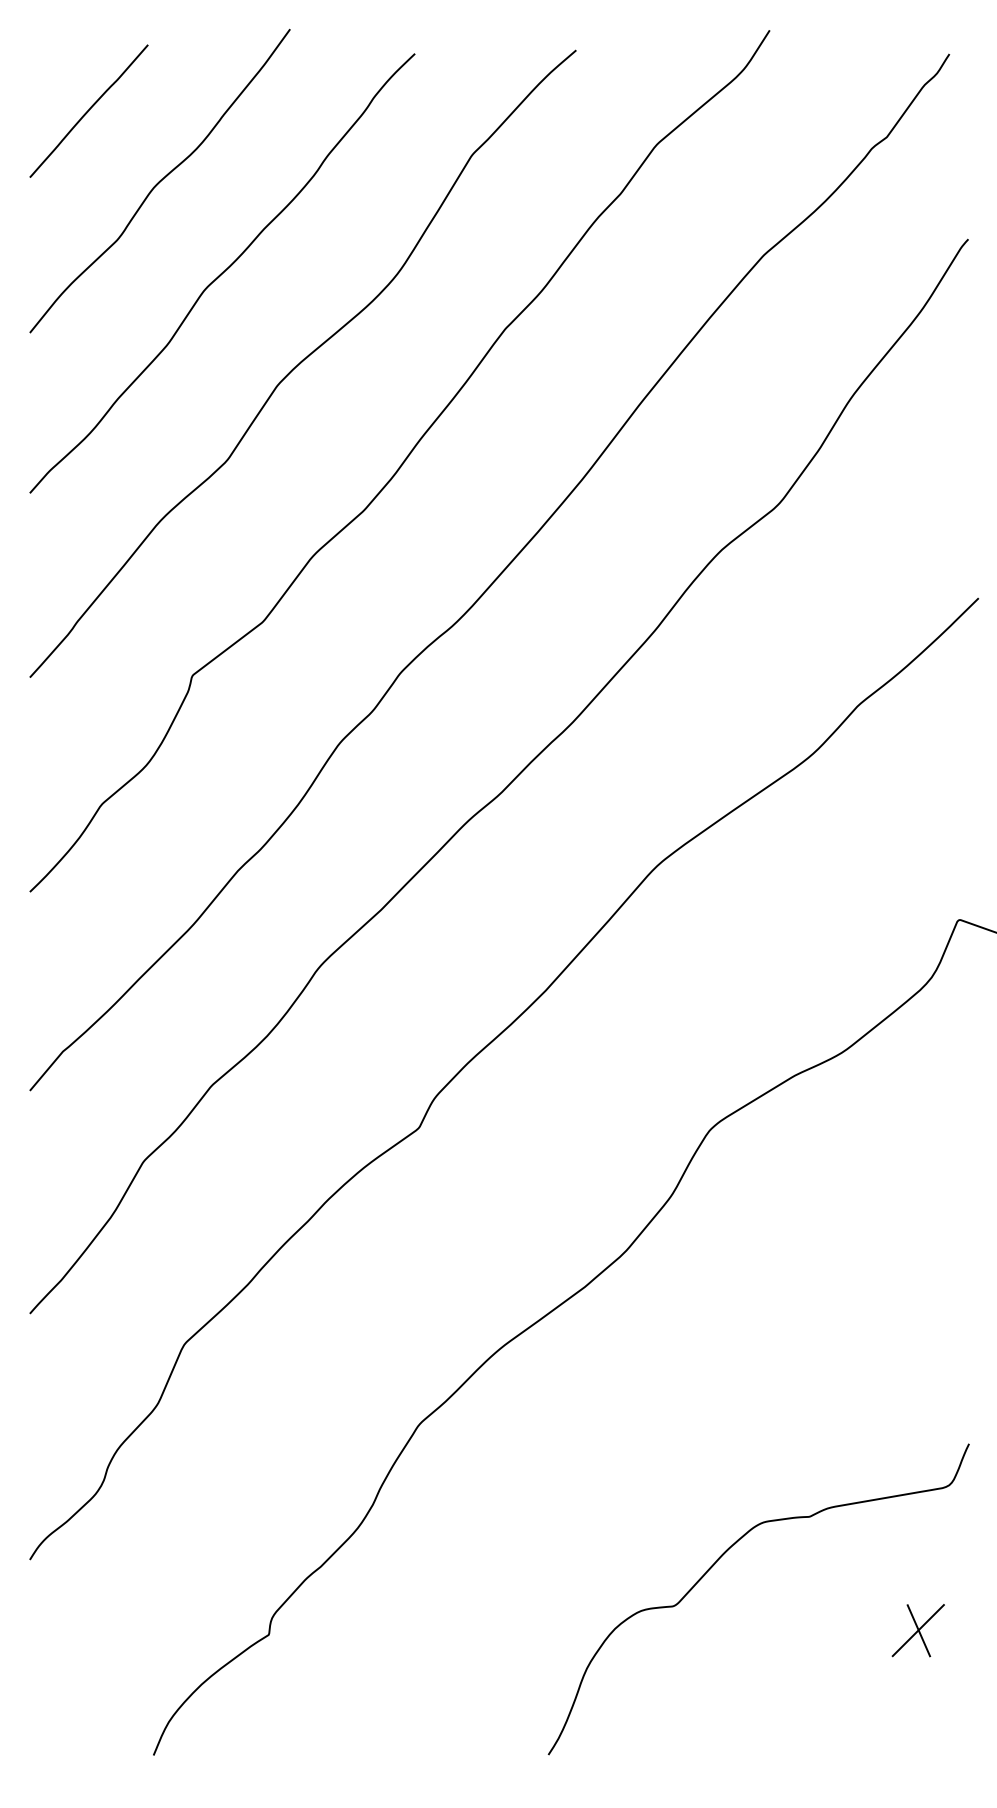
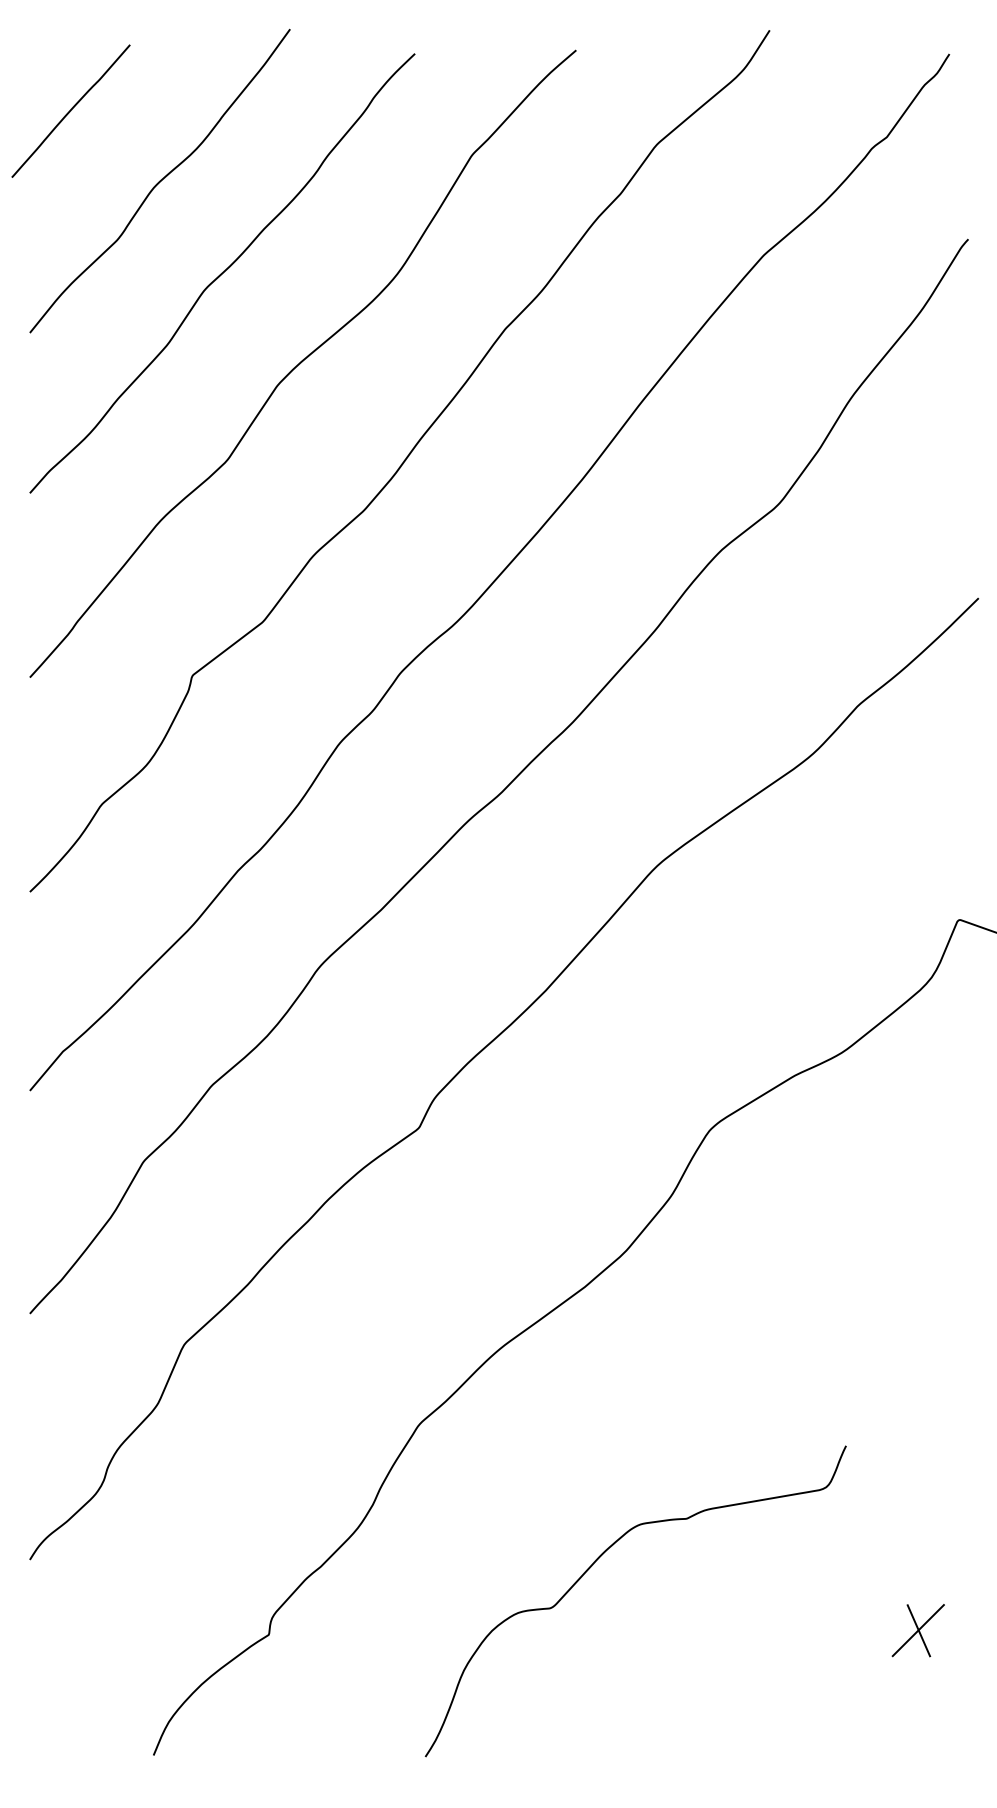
curve position: (88, 110) -> (70, 110) (70, 110)
curve position: (715, 1564) -> (592, 1566) (592, 1566)
